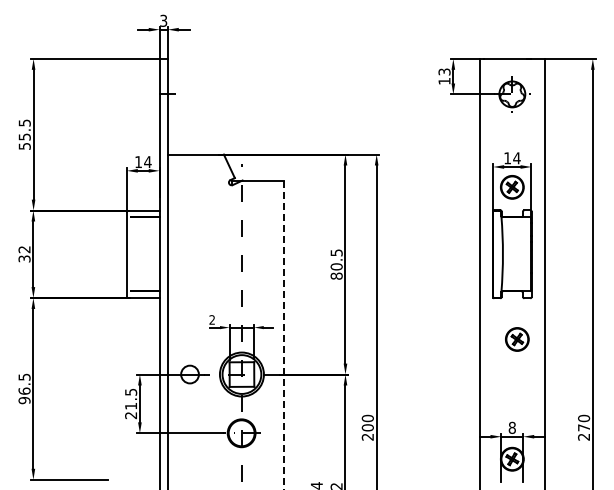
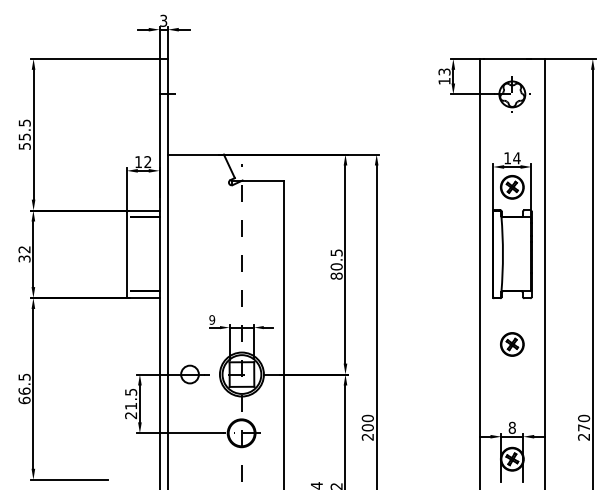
text: 14 -> 12 (147, 161)
text: 2 -> 9 (212, 319)
line: dashed -> solid (284, 335)
part position: (517, 339) -> (512, 344) (512, 344)
text: 96.5 -> 66.5 (24, 400)
